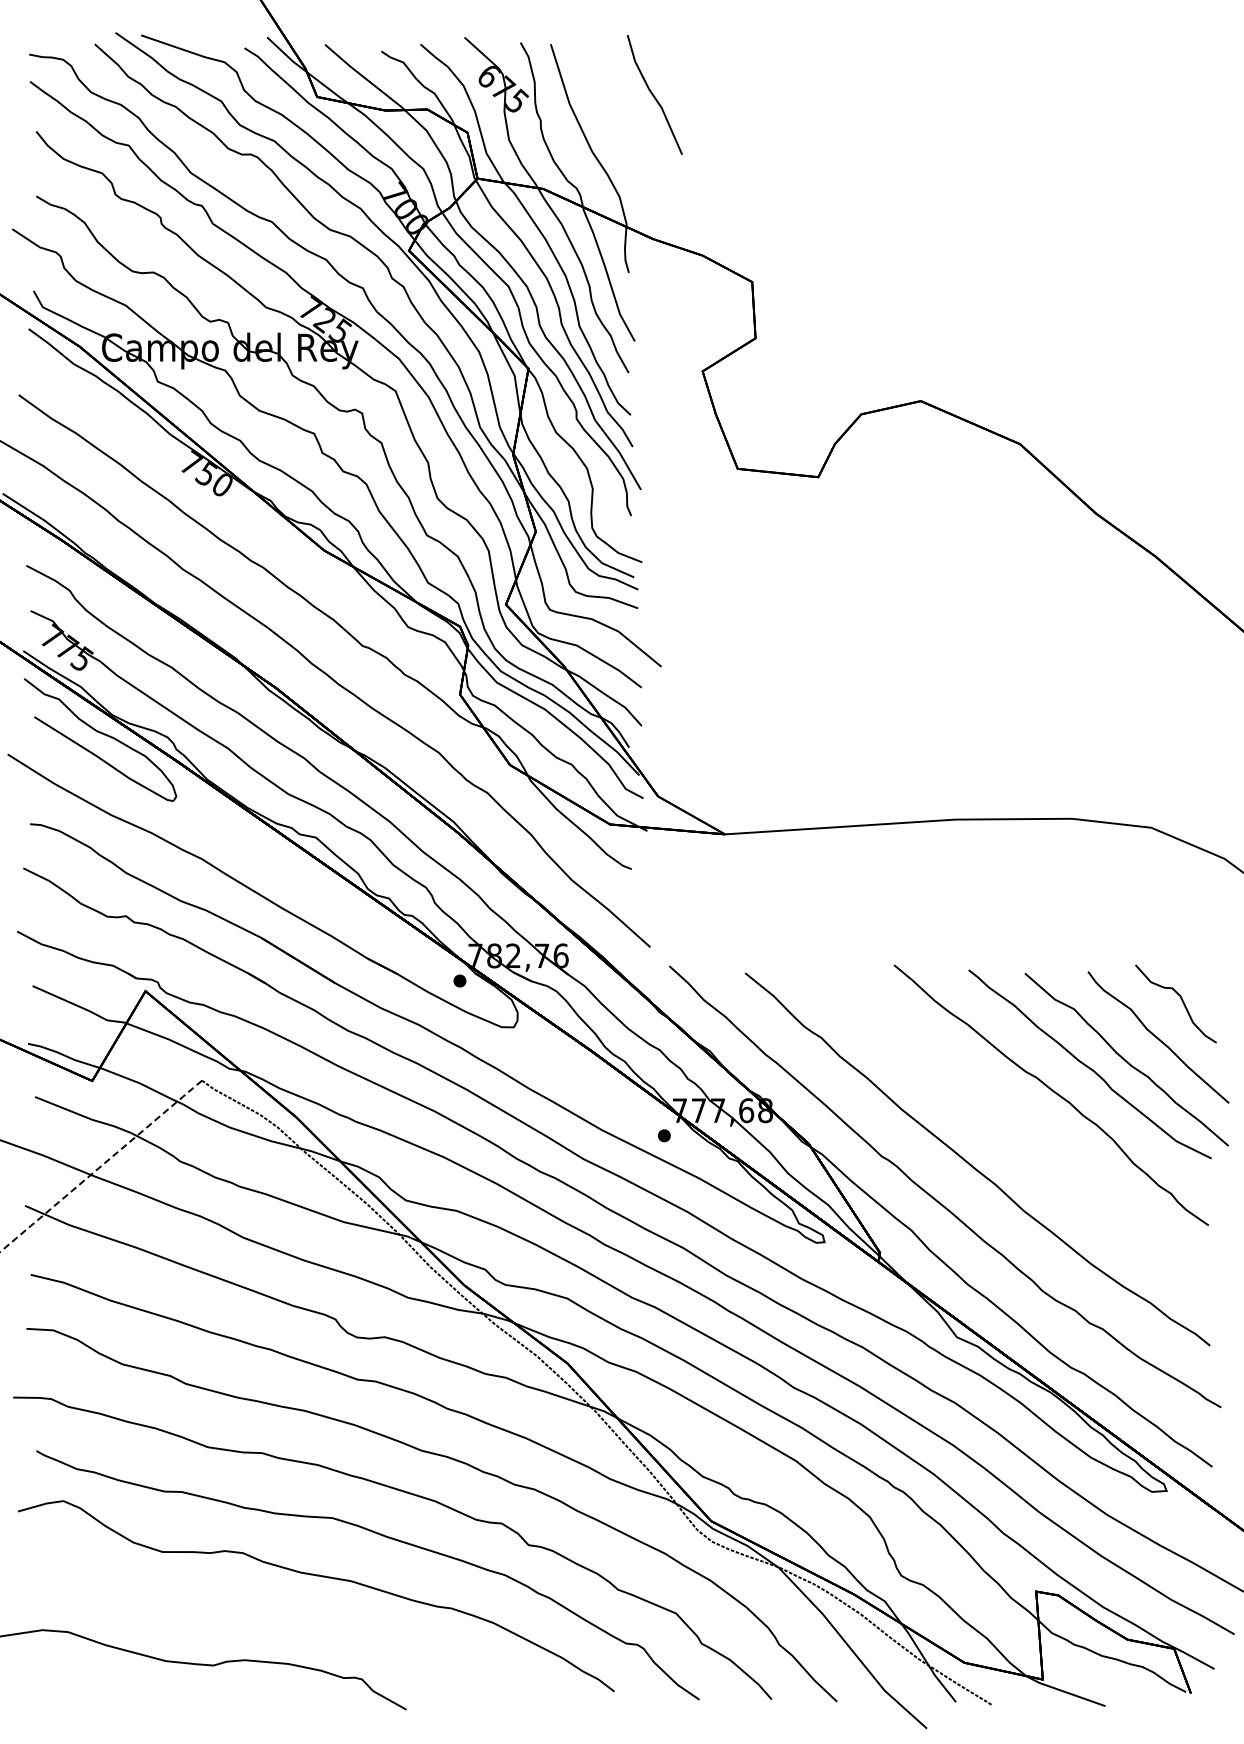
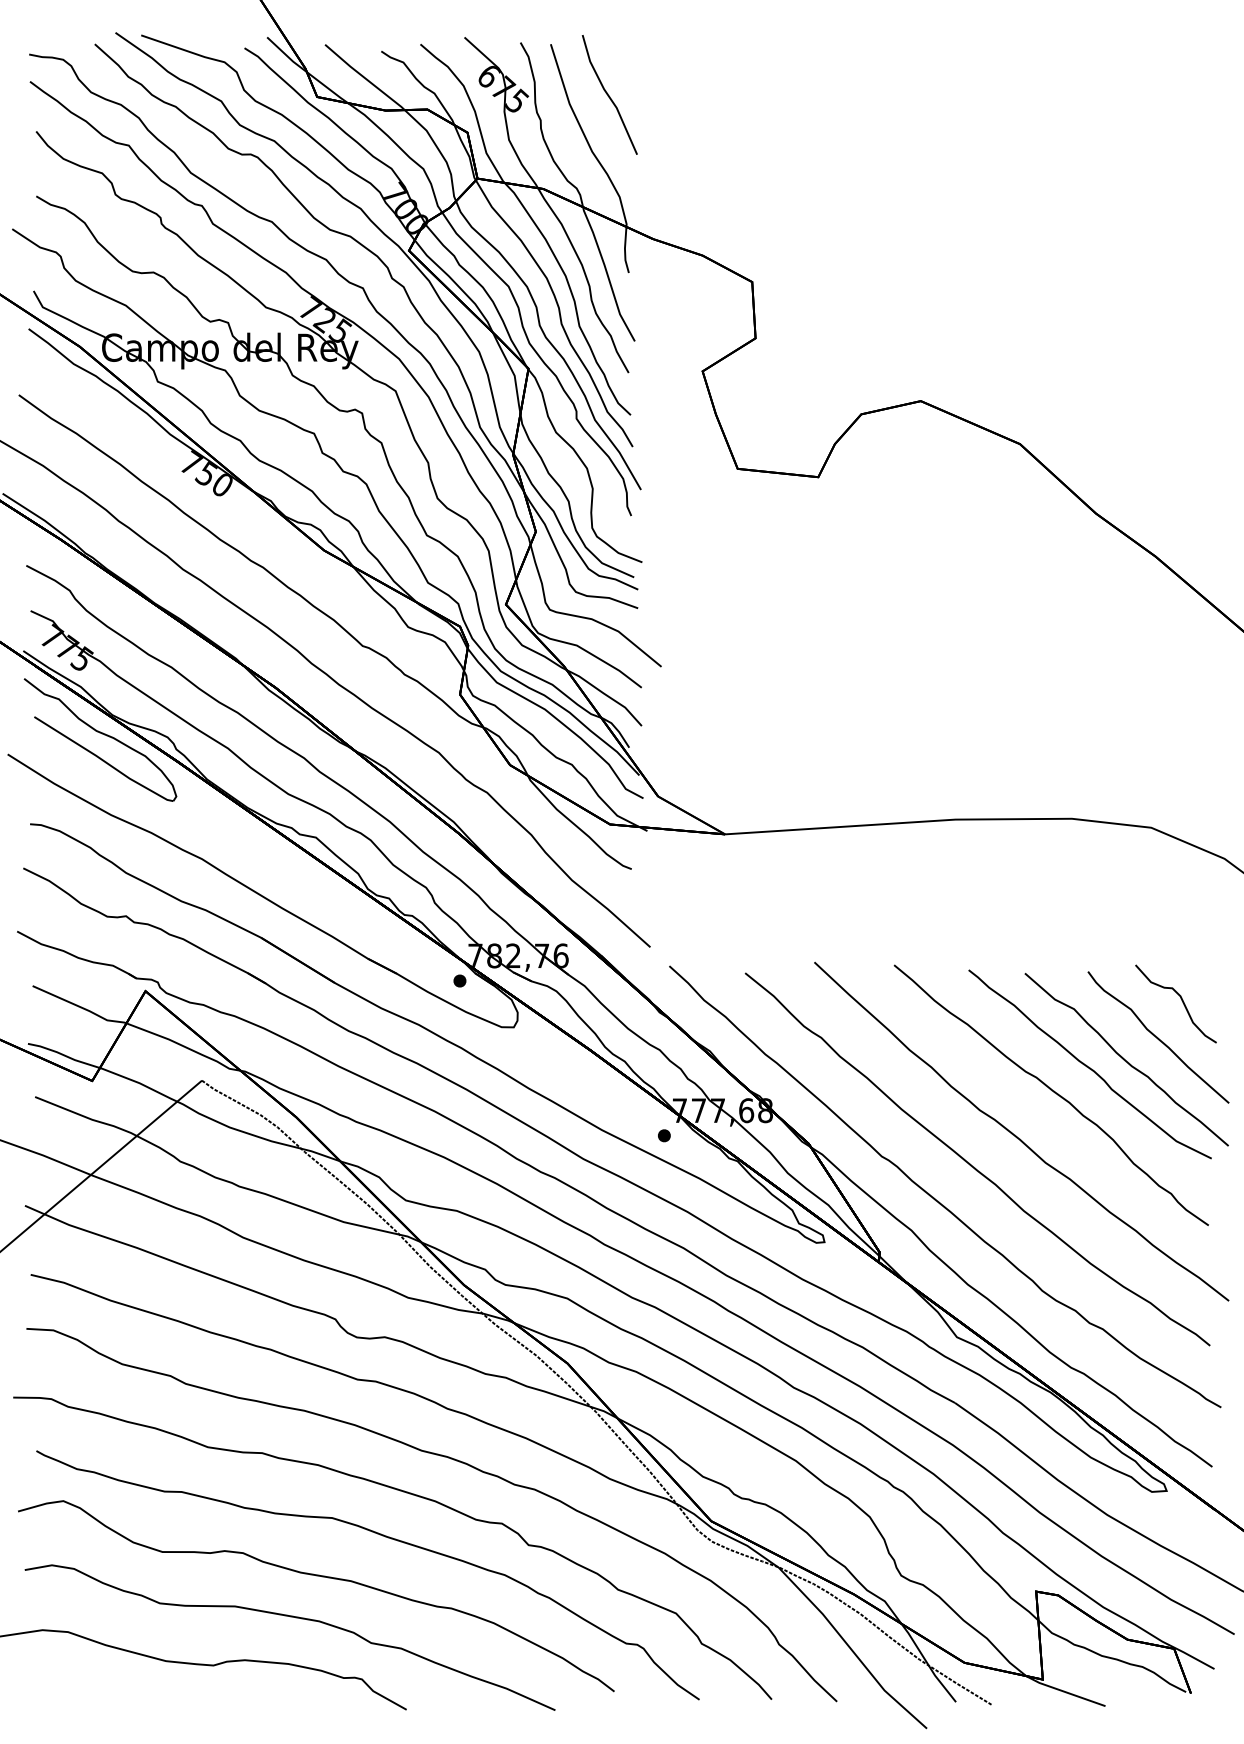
part position: (654, 94) -> (609, 94) (609, 94)
curve: none -> present (1016, 1135)
line: dashed -> solid (100, 1166)
part: none -> present (295, 1618)
